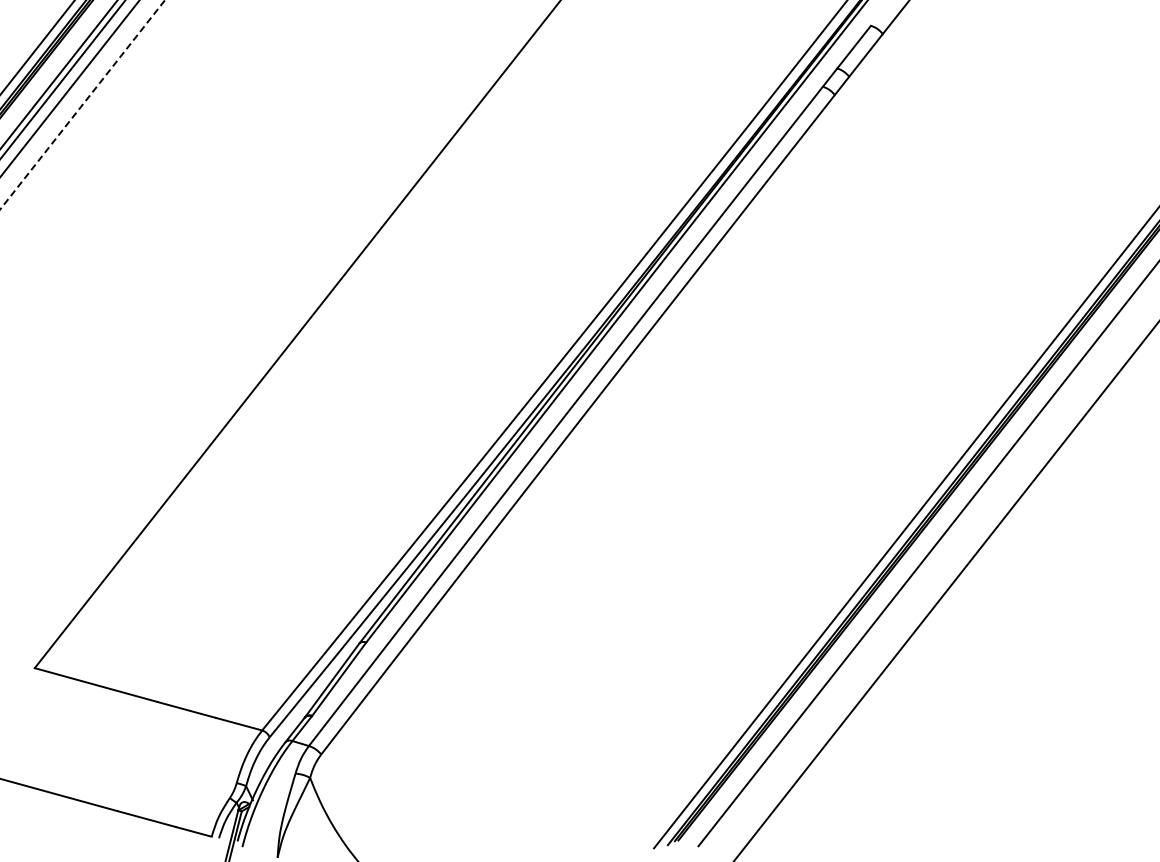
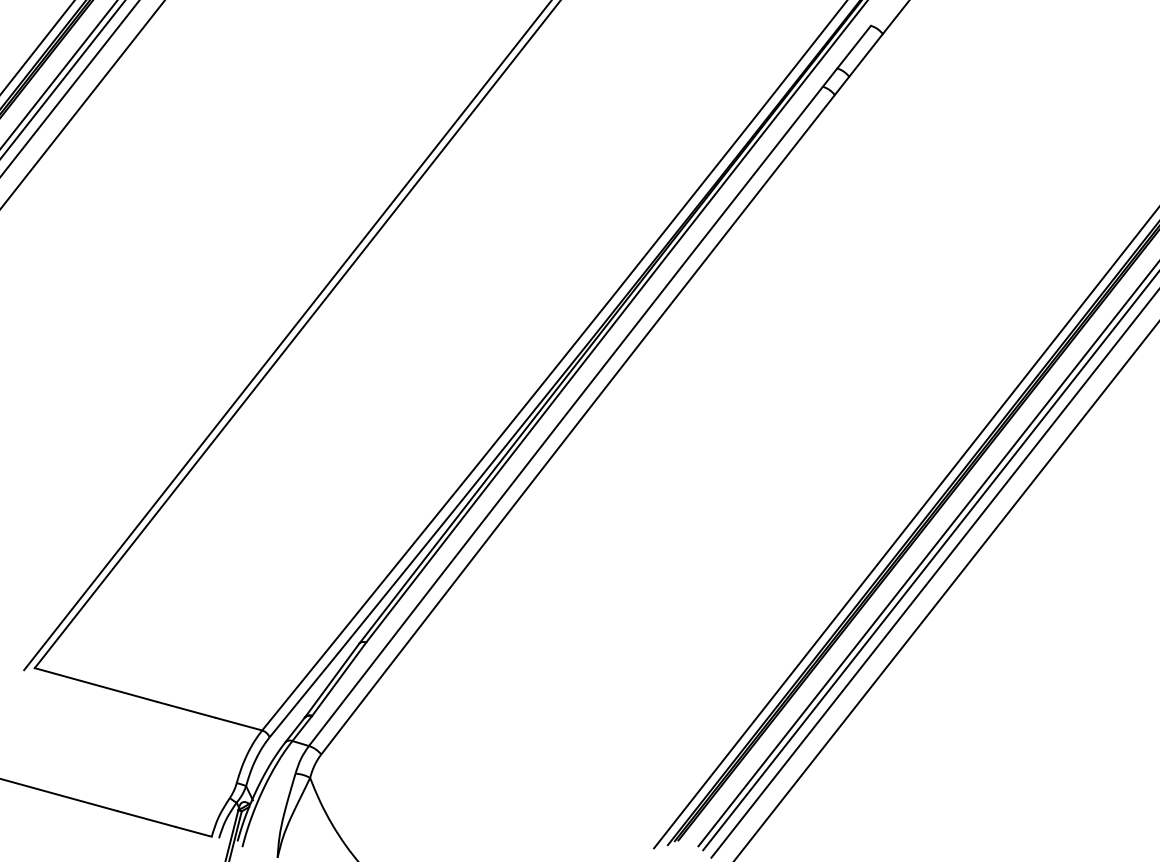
line: dashed -> solid (82, 104)
line: none -> present (286, 336)
line: none -> present (929, 562)
line: none -> present (933, 574)
